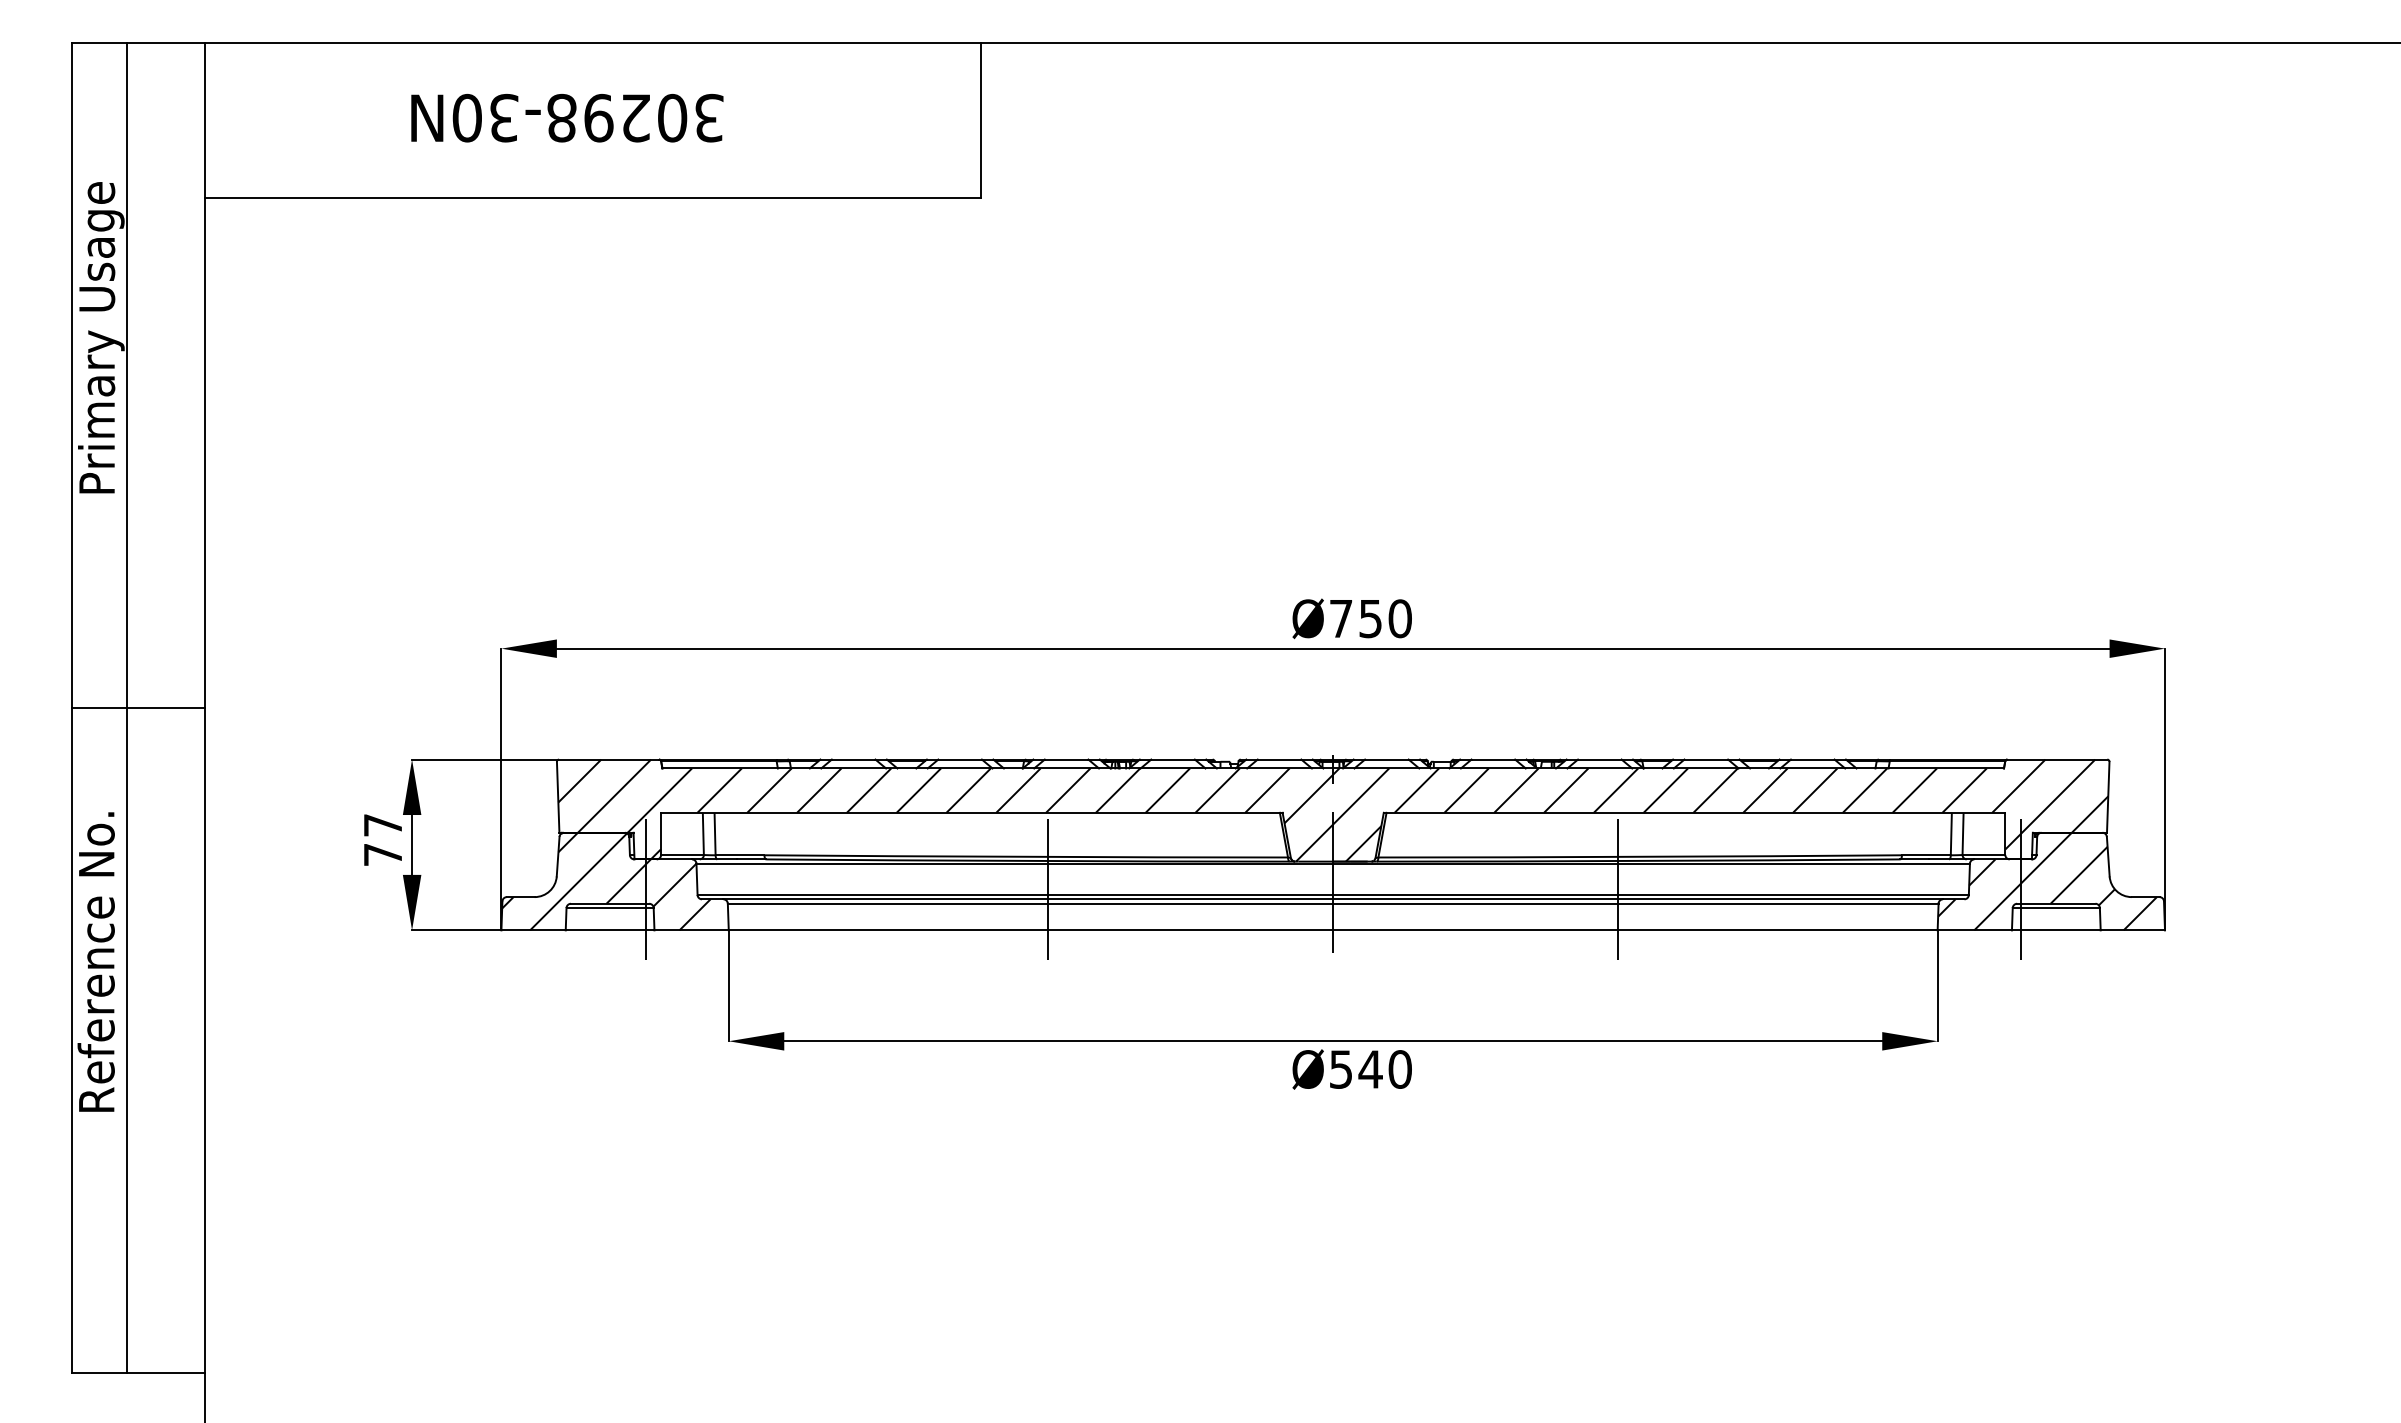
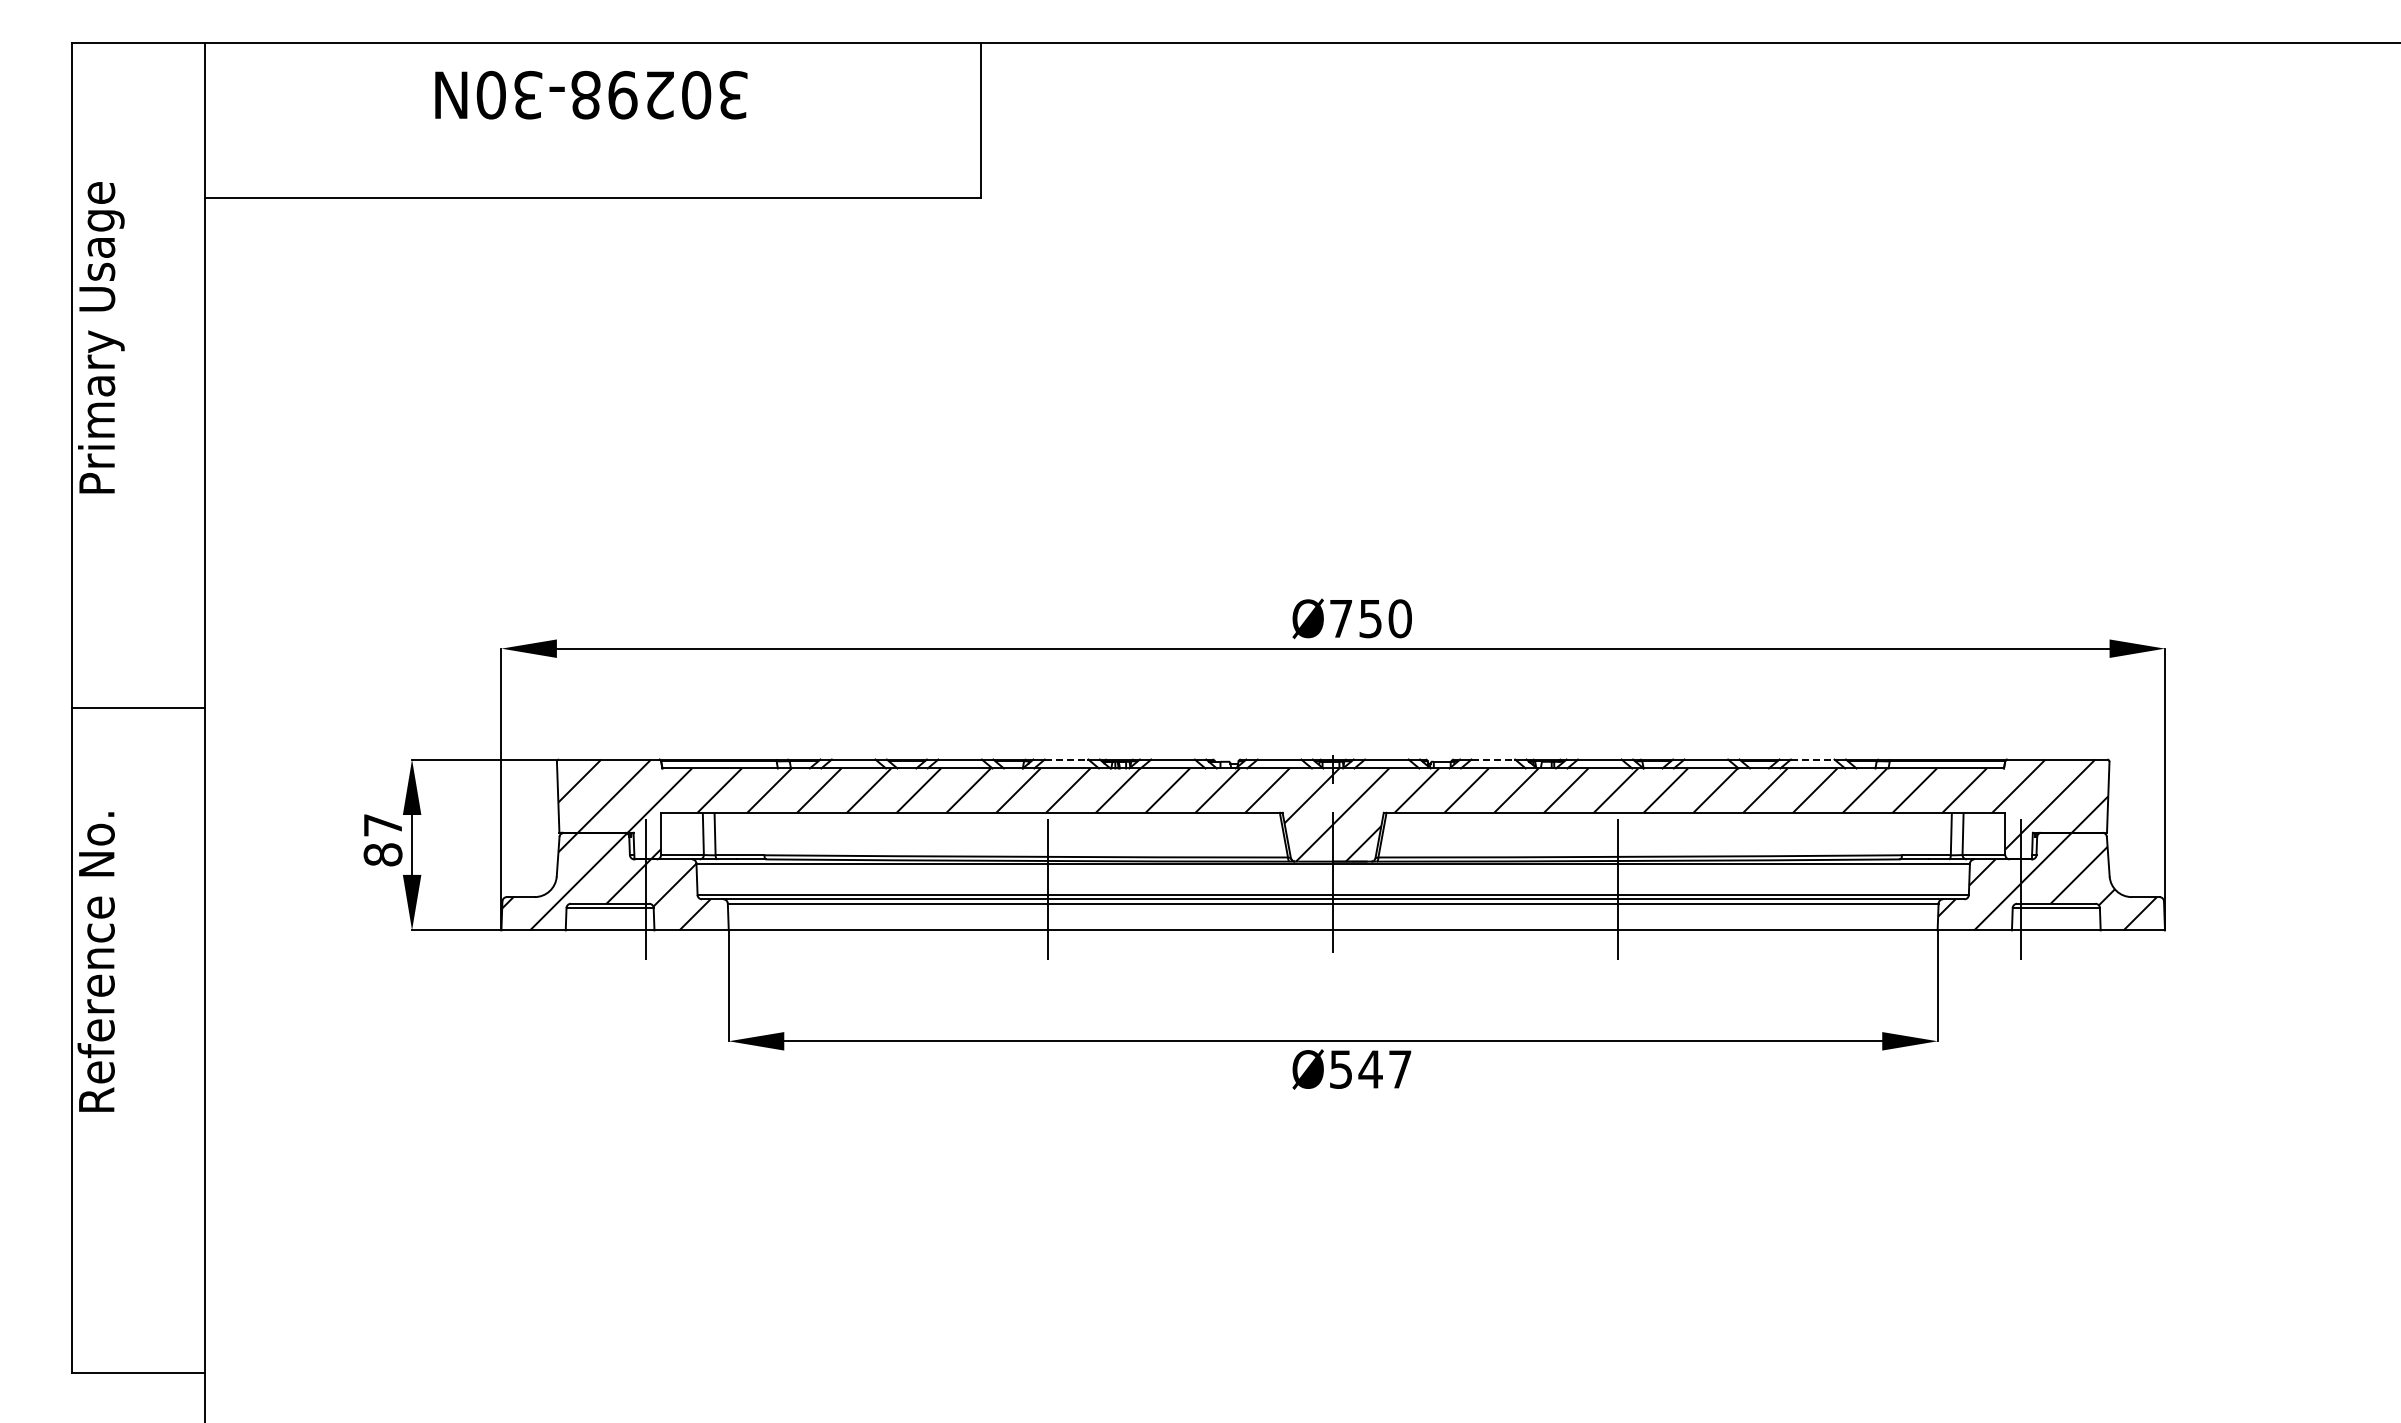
text position: (567, 118) -> (591, 95) (591, 95)
line: present -> none (127, 707)
line: solid -> dashed (1066, 759)
line: solid -> dashed (1493, 759)
line: solid -> dashed (1812, 759)
text: 77 -> 87 (382, 854)
text: Ø540 -> Ø547 (1399, 1069)
